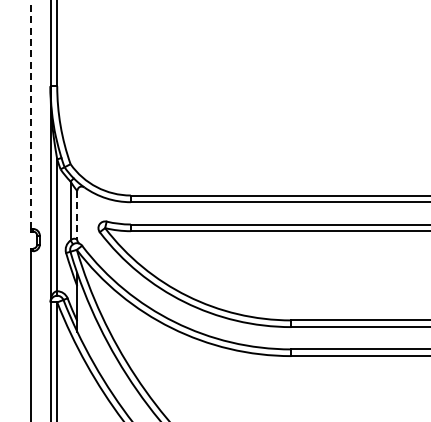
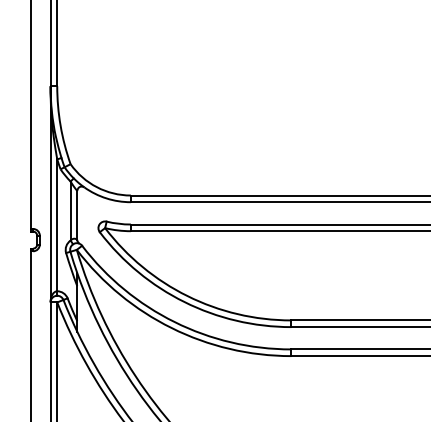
line: dashed -> solid (30, 115)
line: dashed -> solid (77, 215)
